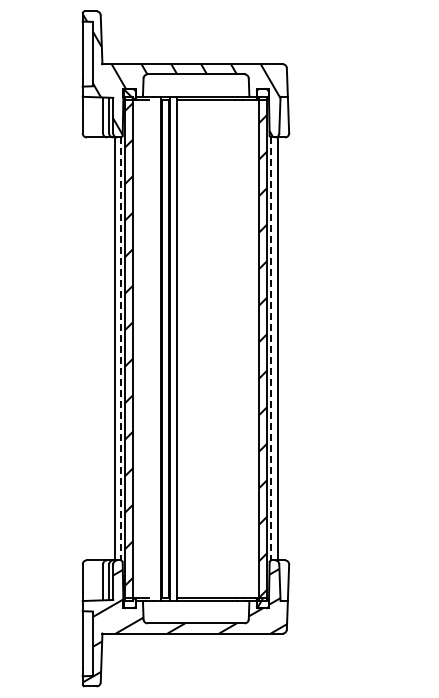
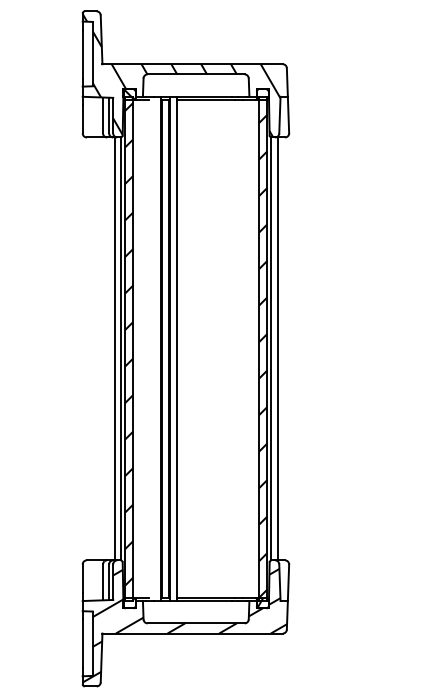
line: dashed -> solid (120, 349)
line: dashed -> solid (271, 349)
